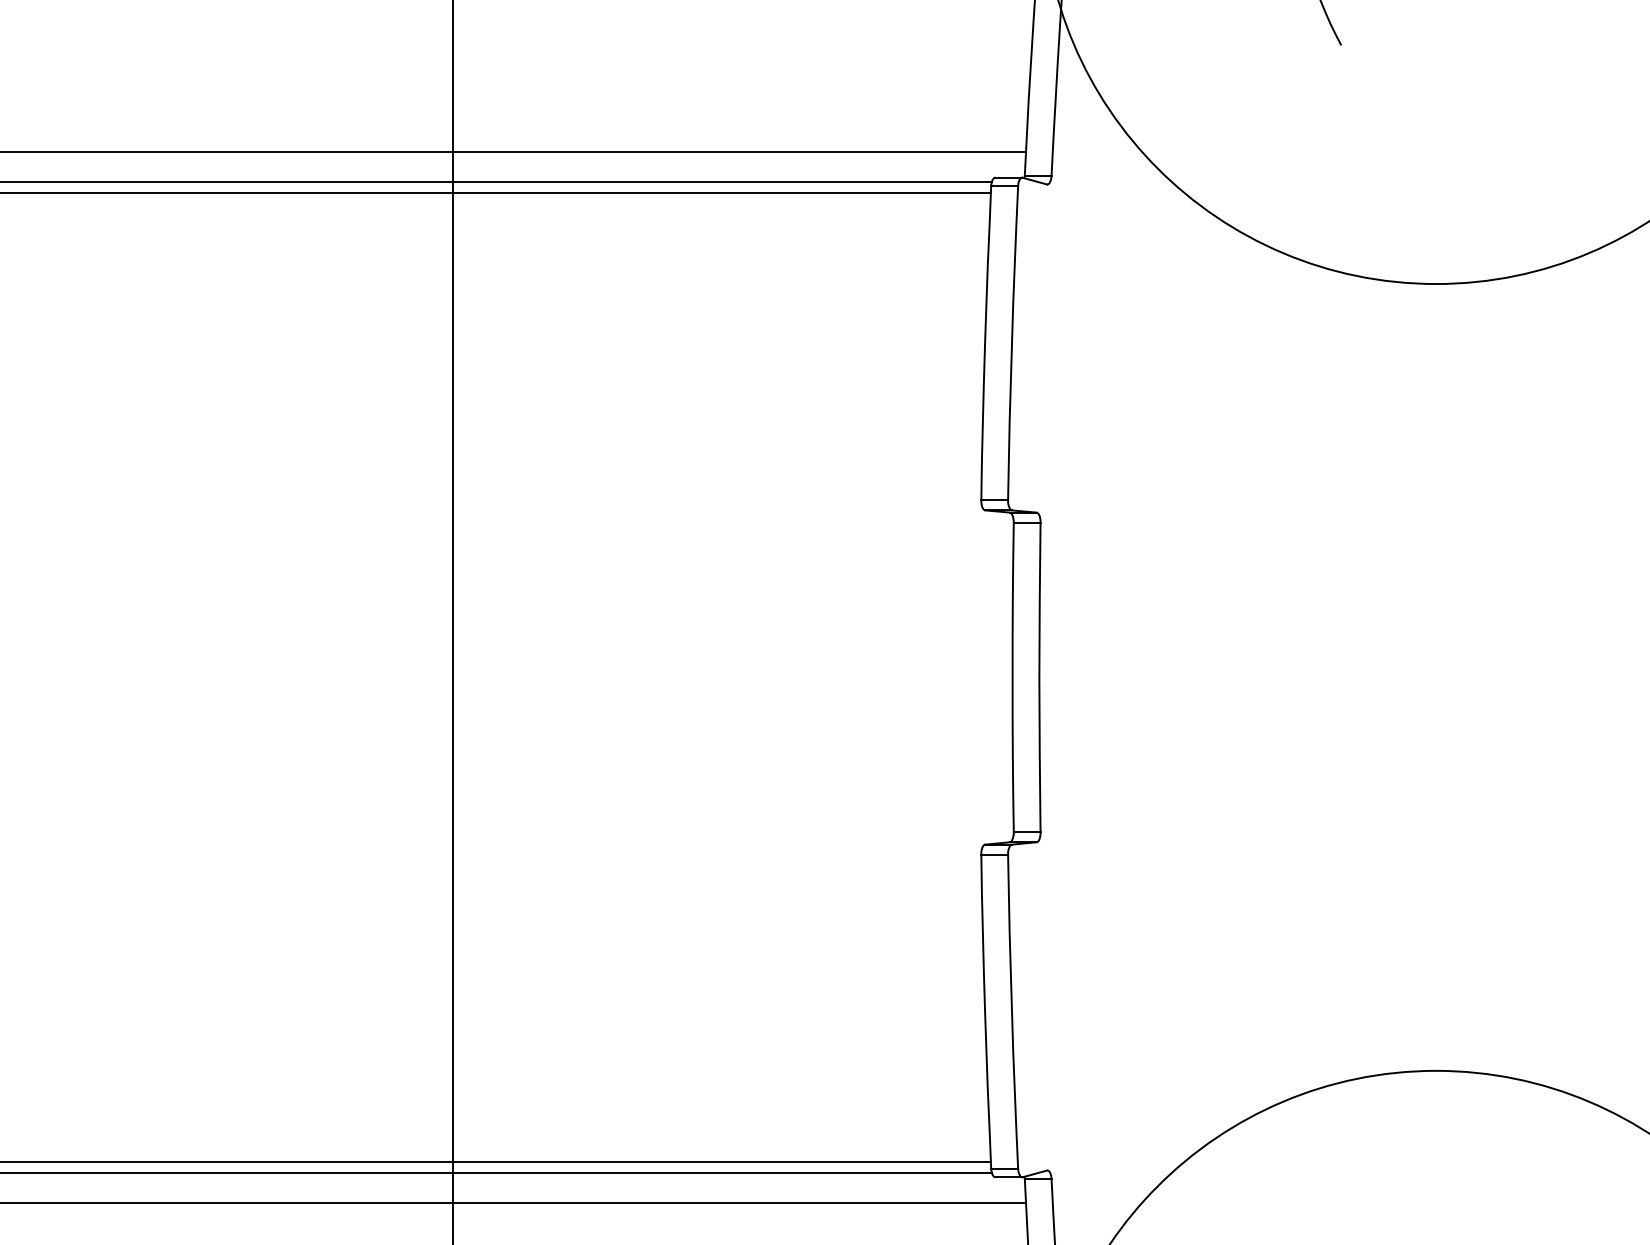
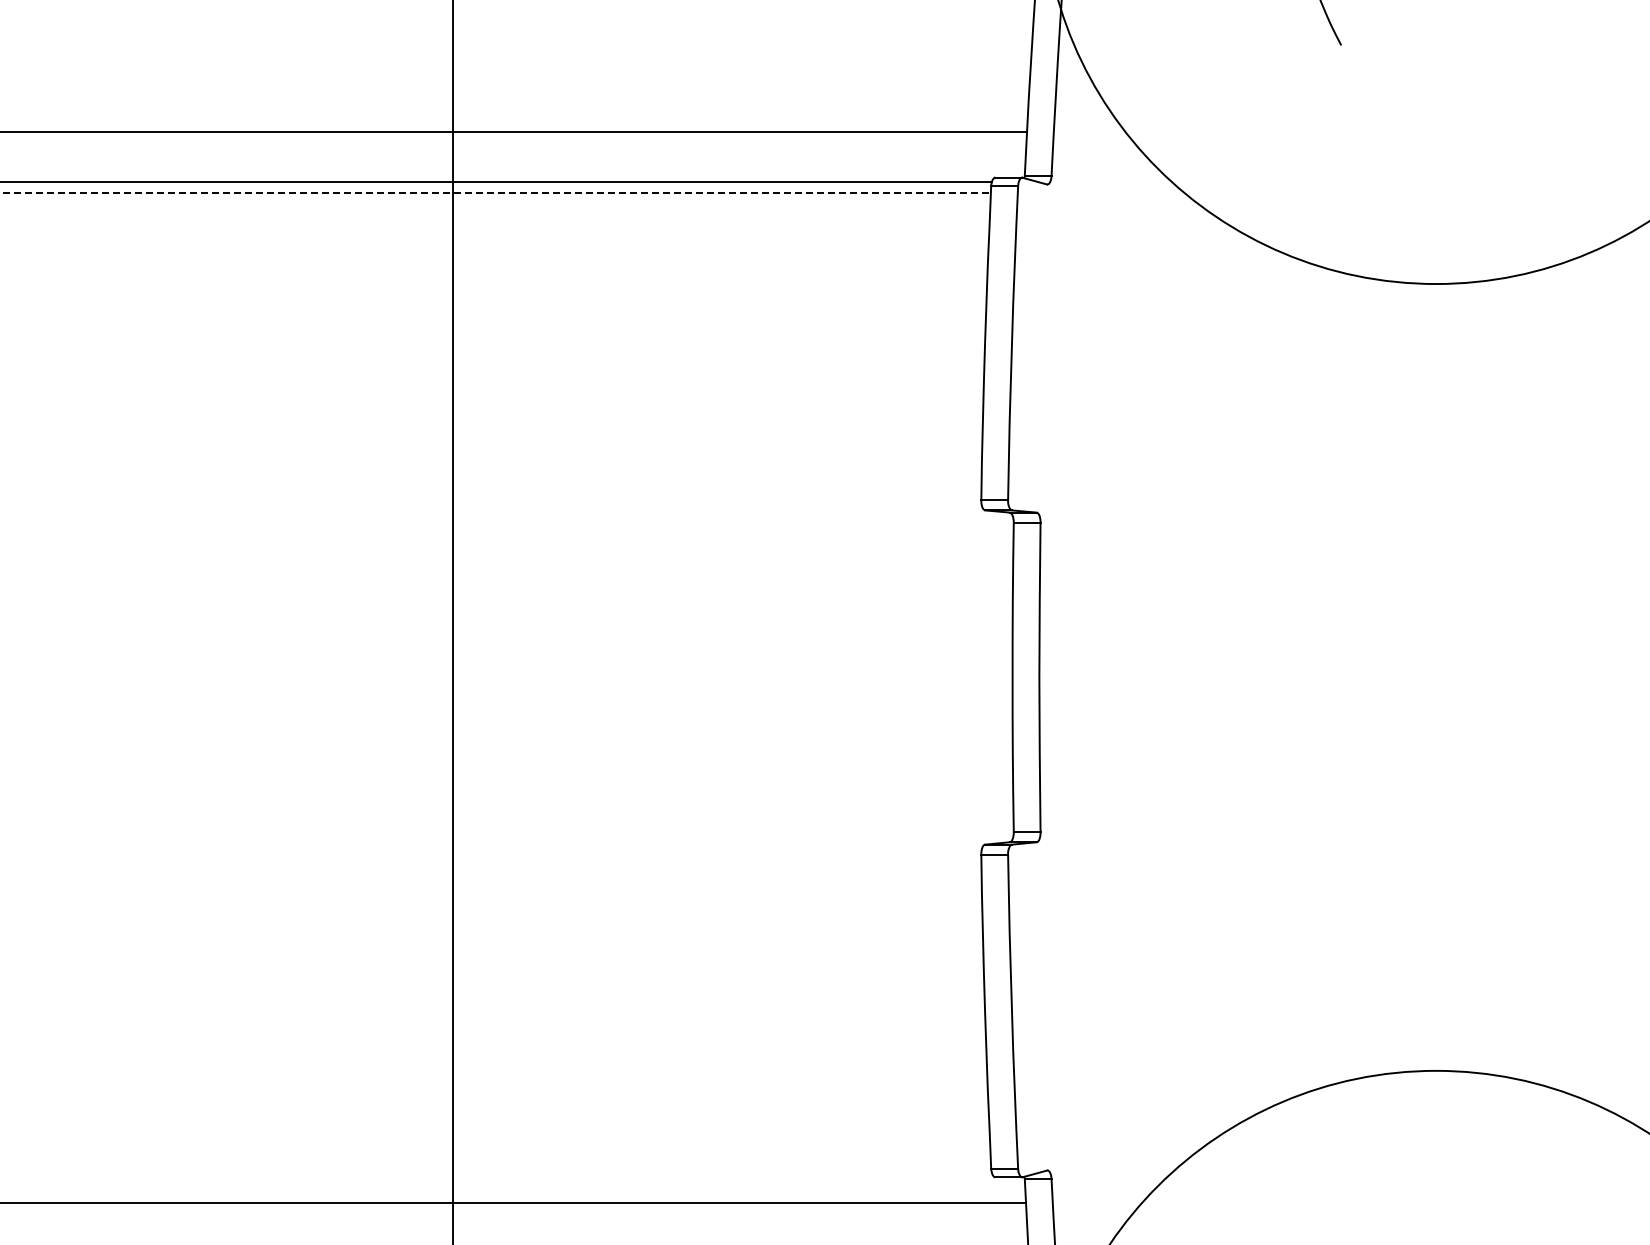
line position: (513, 152) -> (513, 132) (513, 132)
line: solid -> dashed (496, 192)
line: present -> none (496, 1162)
line: present -> none (496, 1173)
